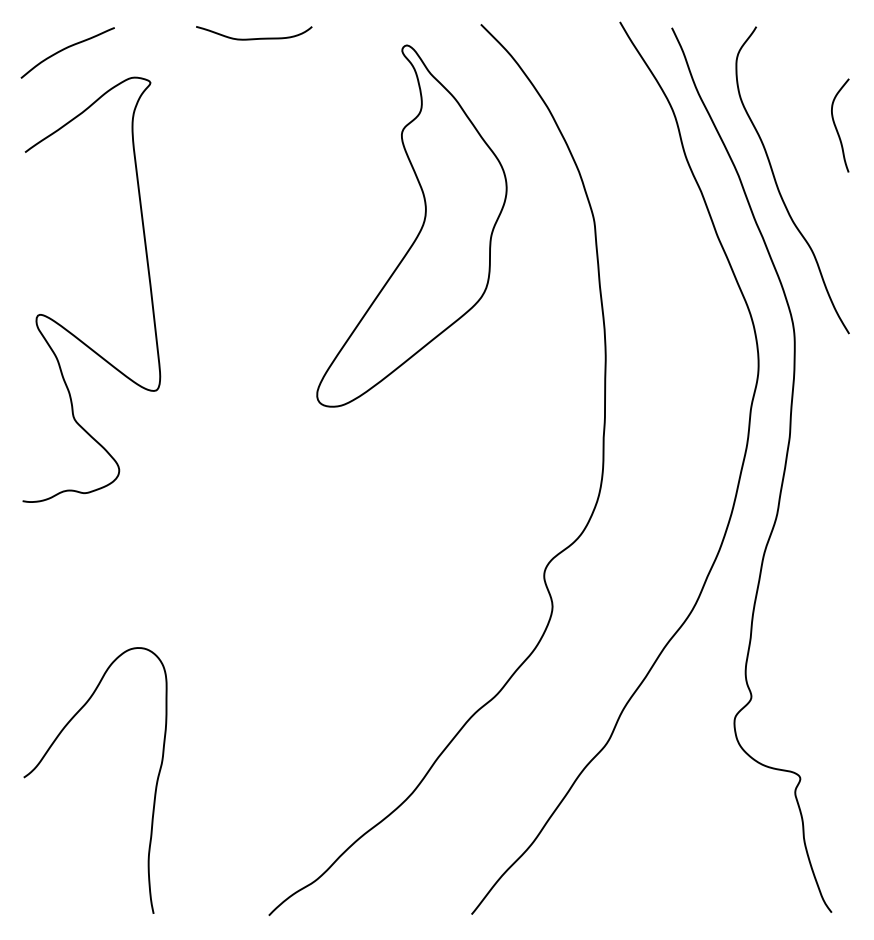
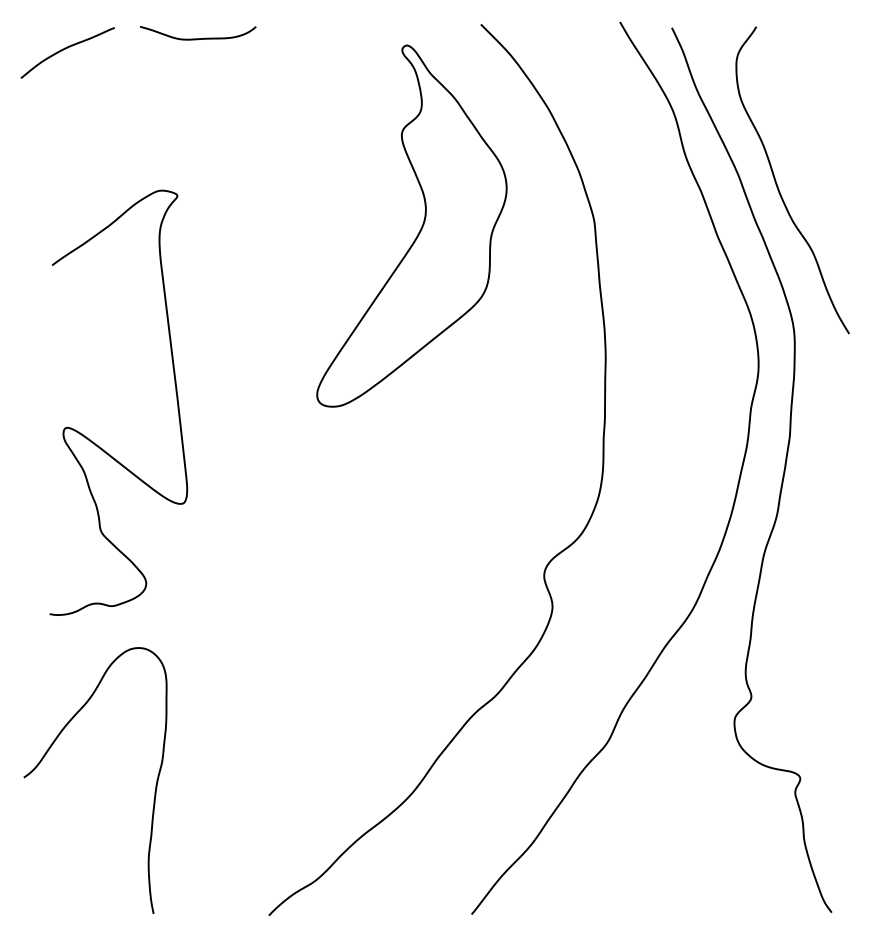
curve position: (254, 38) -> (198, 38) (198, 38)
curve: present -> none (836, 126)
curve position: (62, 325) -> (89, 438) (89, 438)
